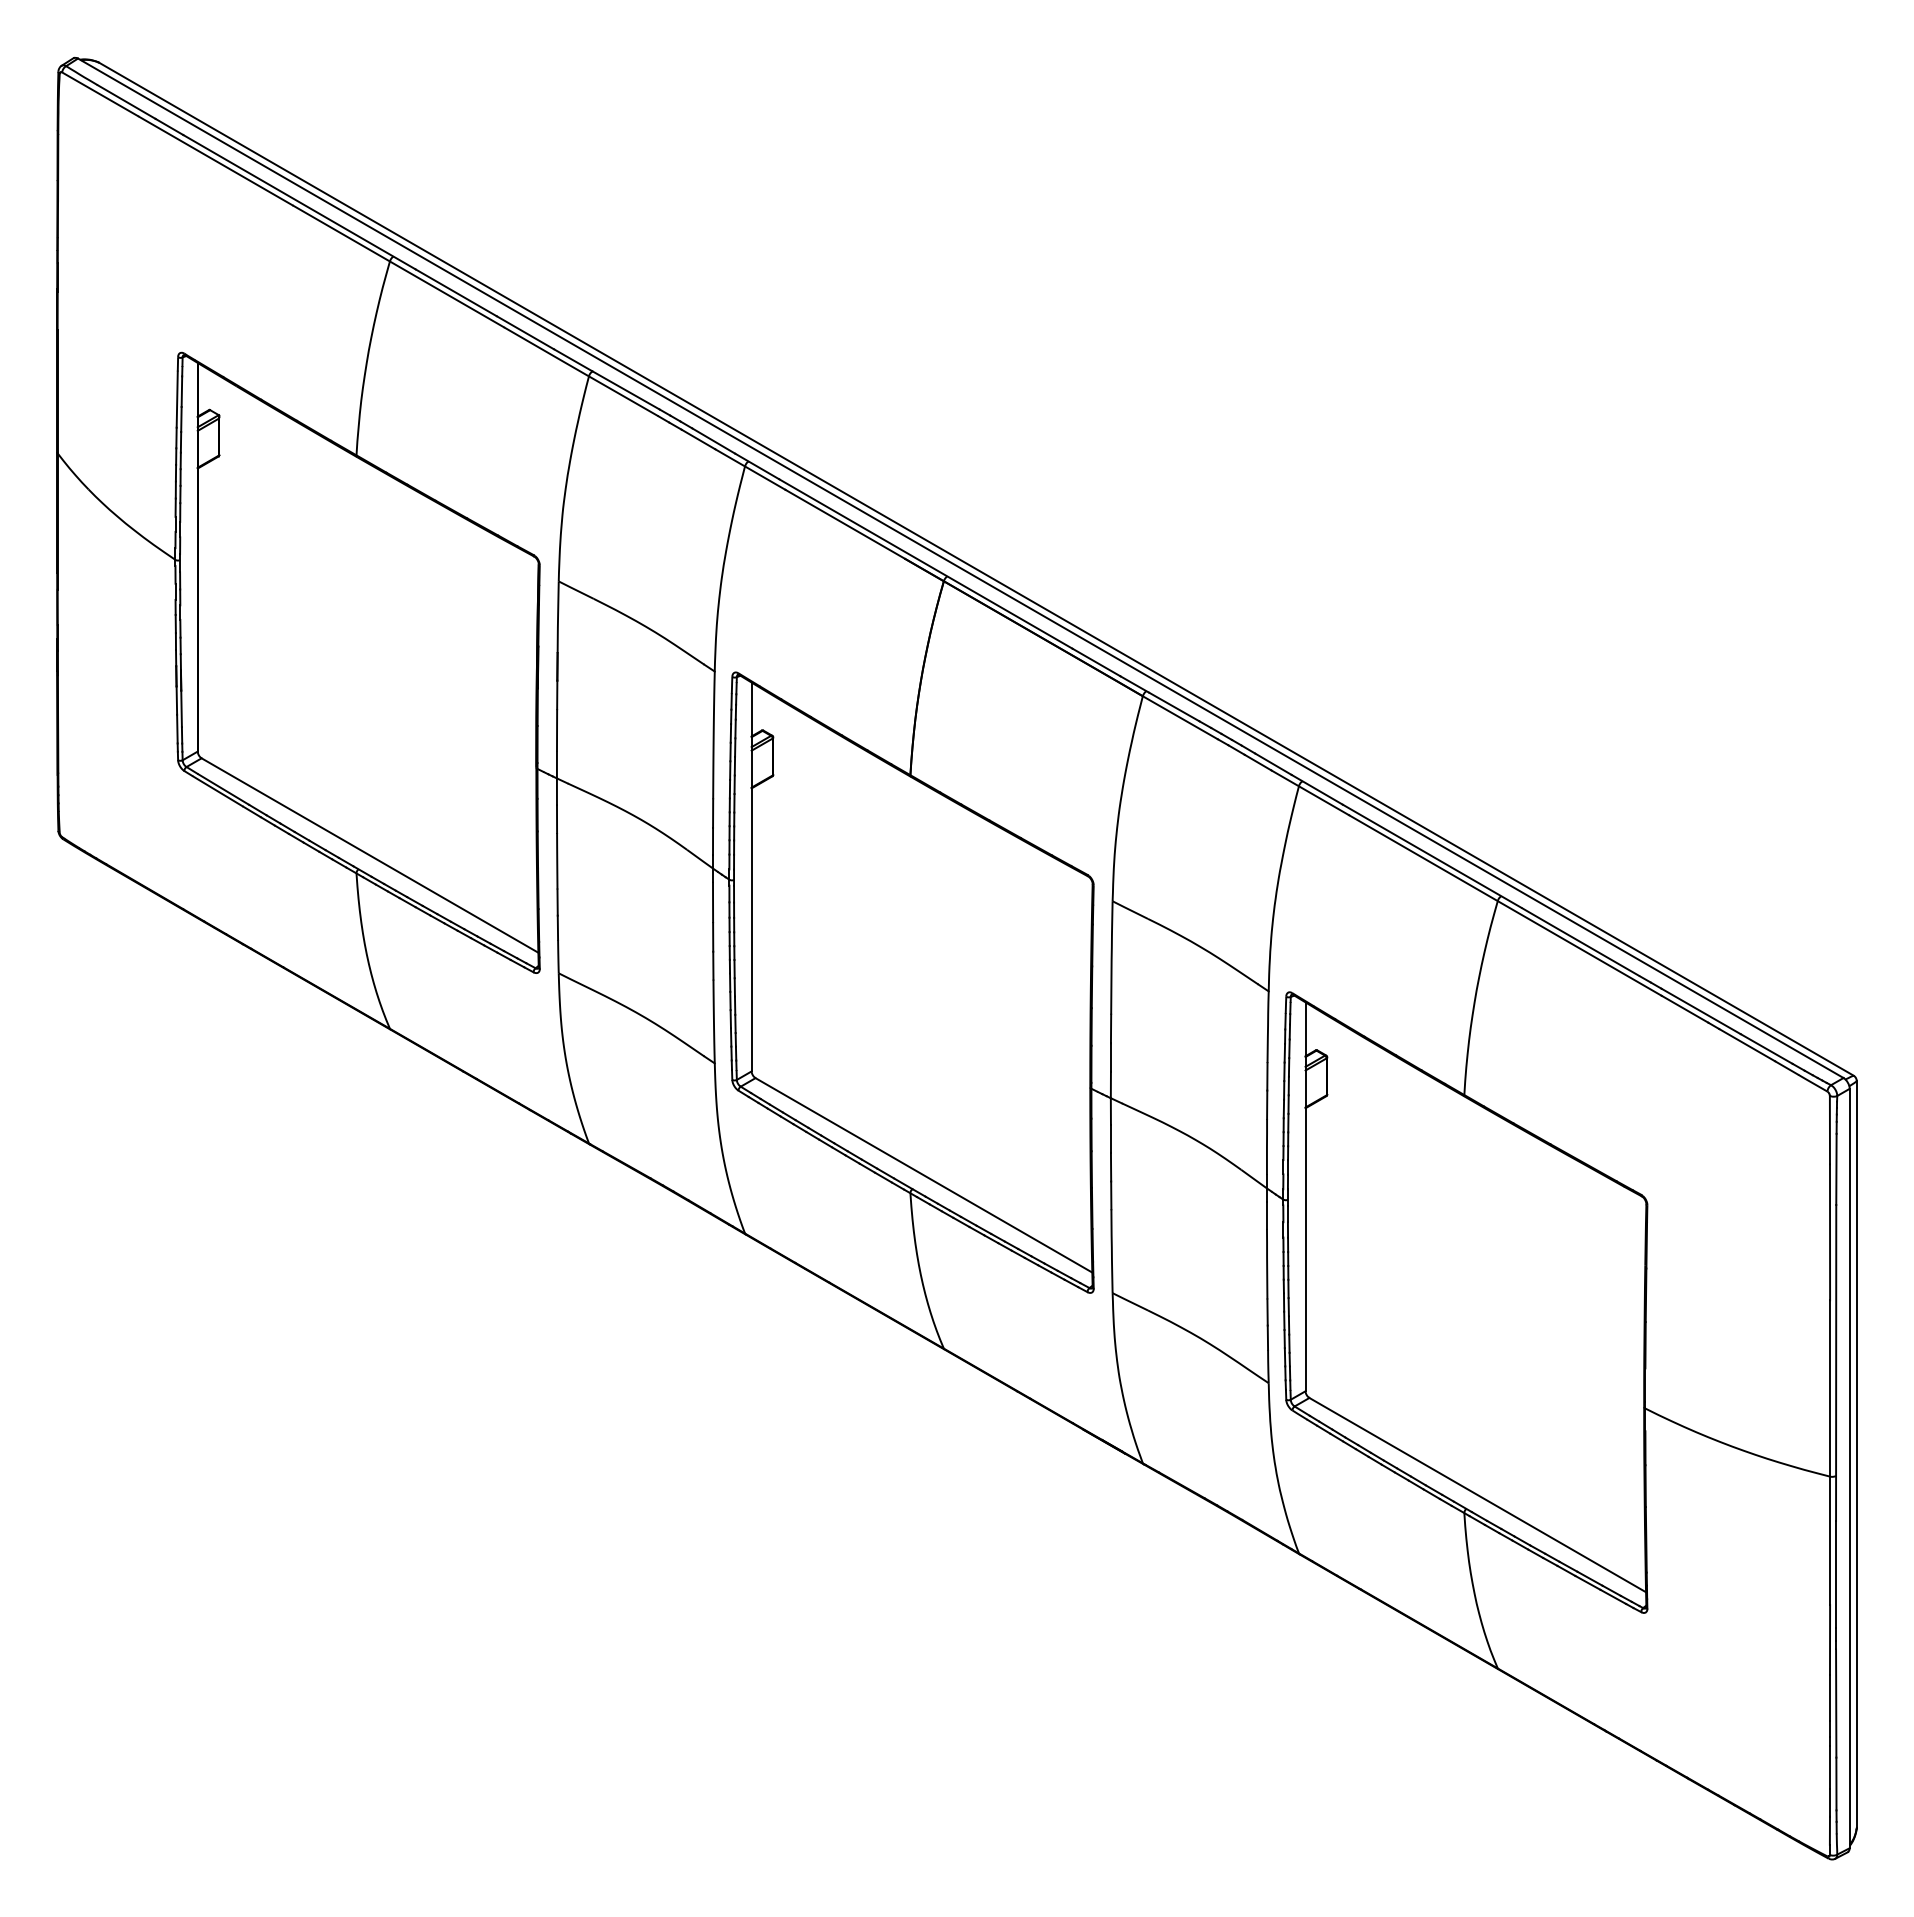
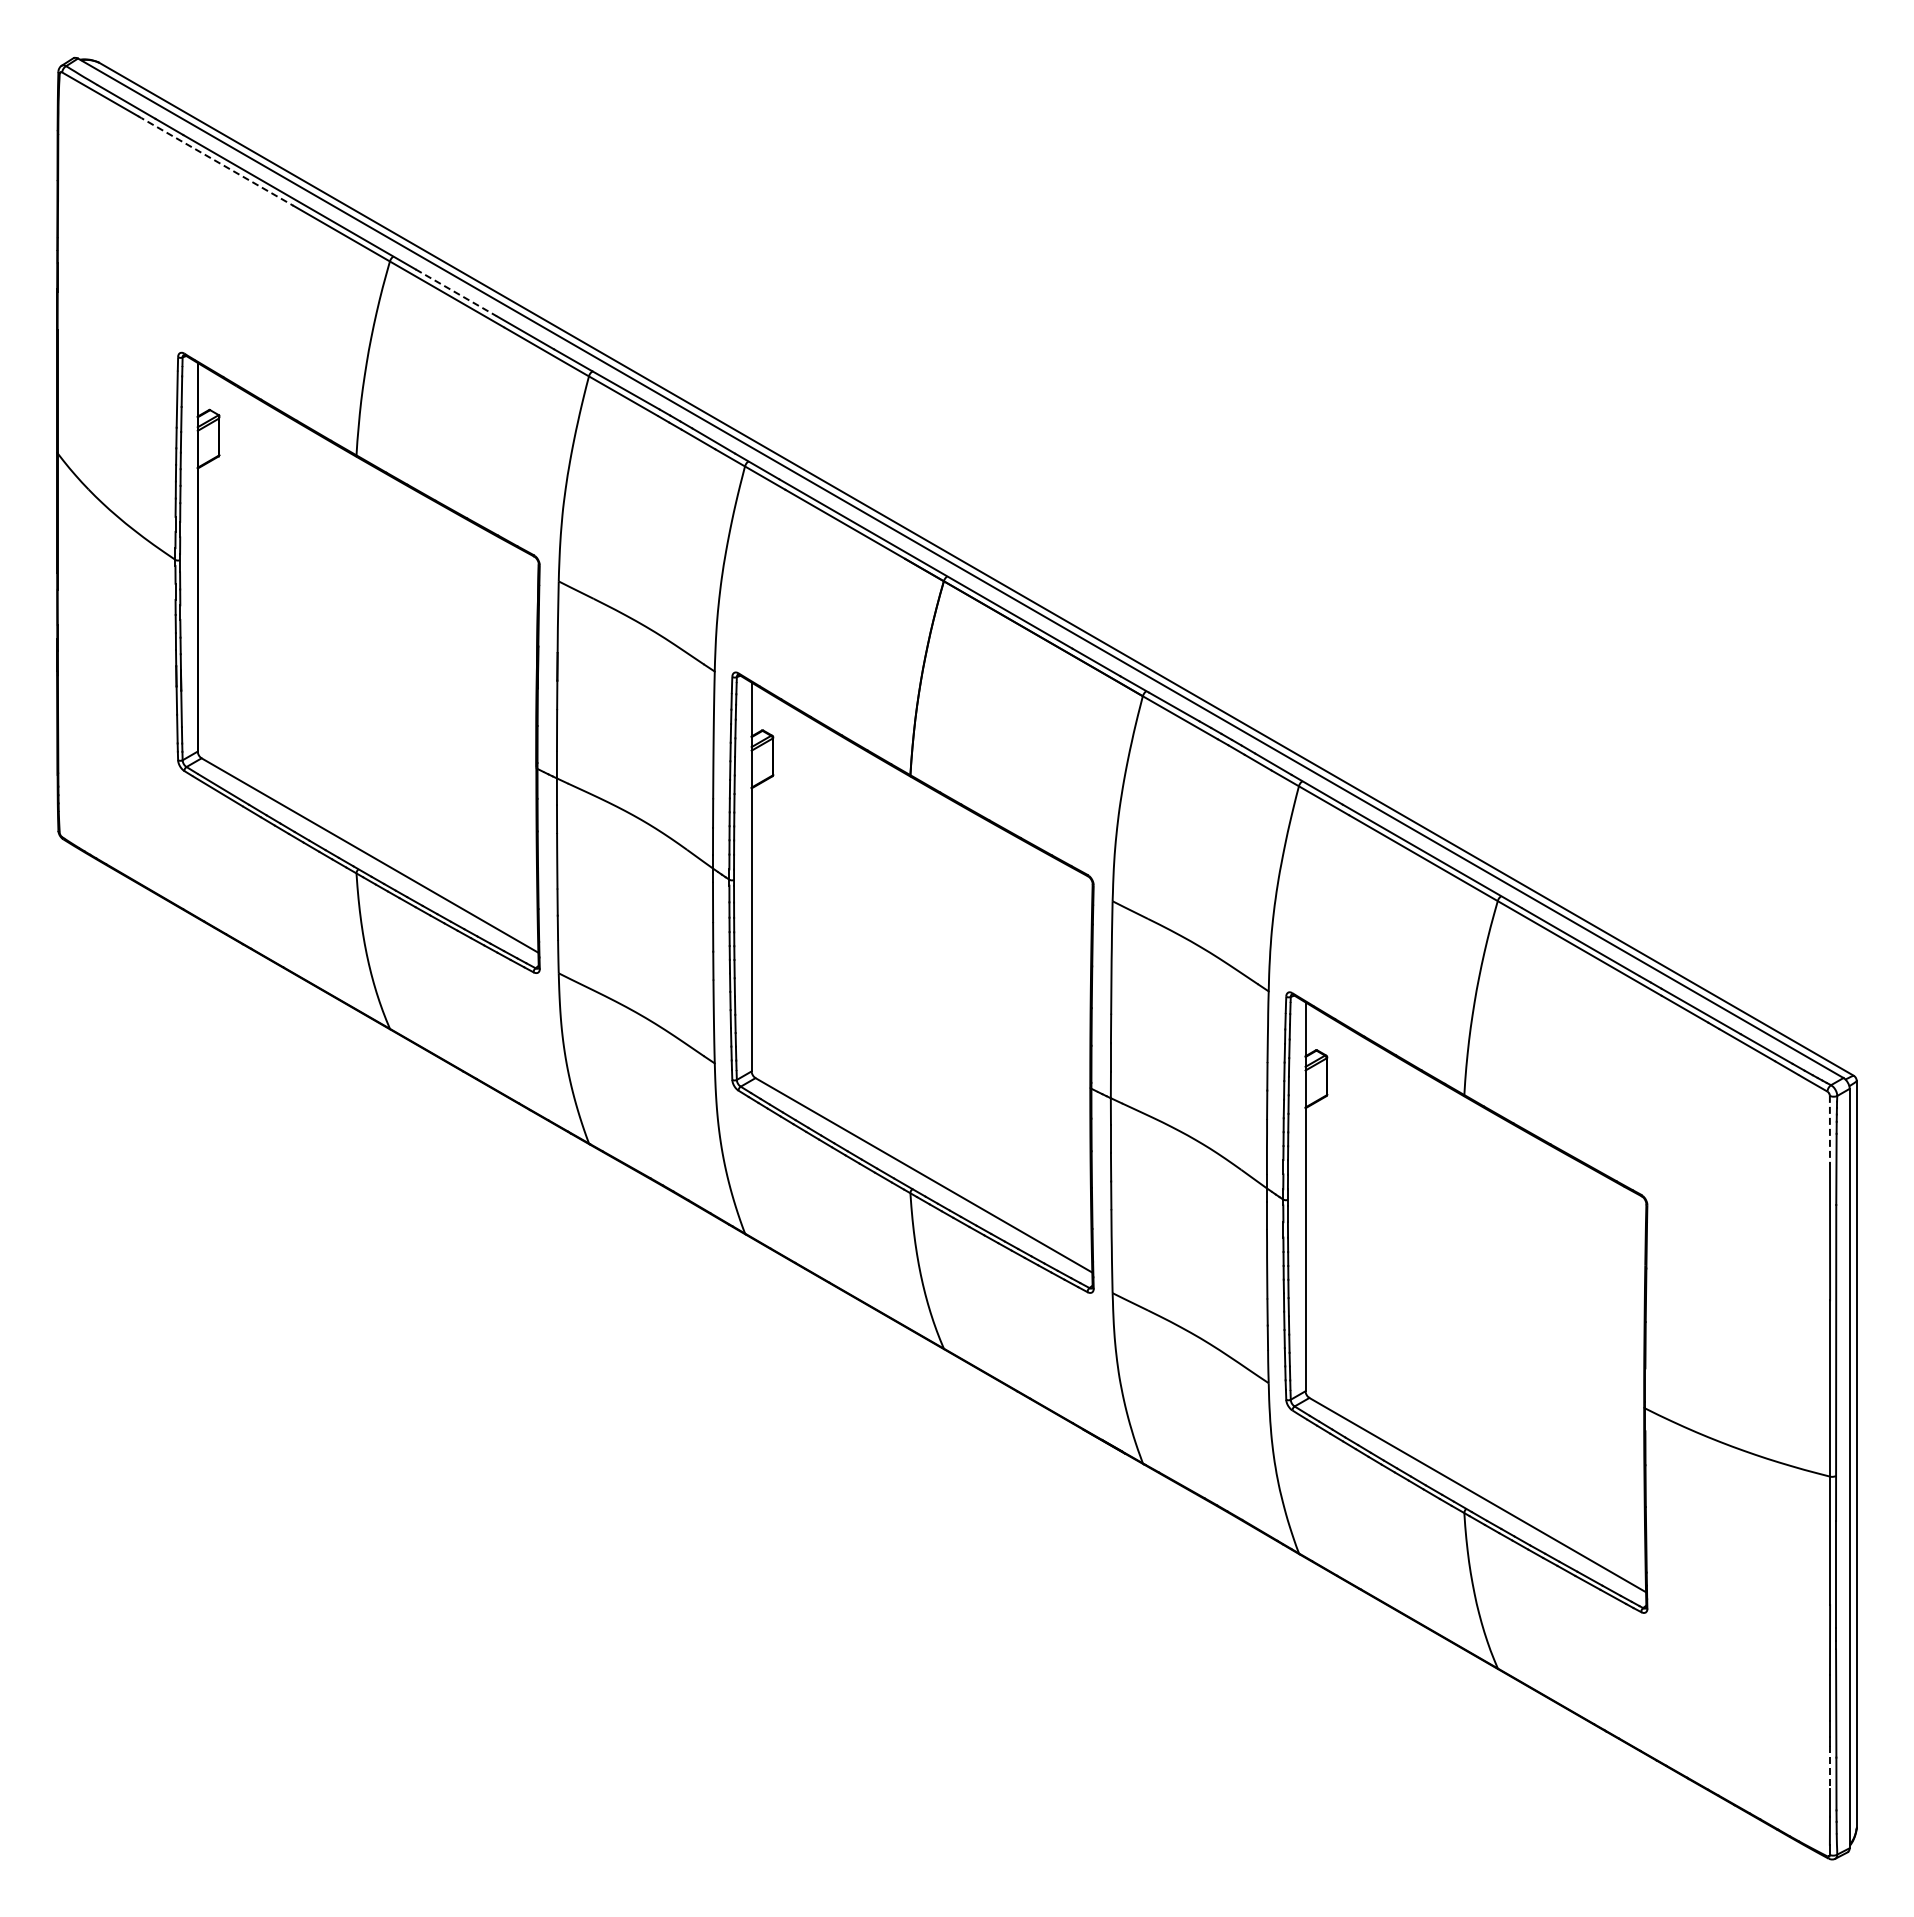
line: solid -> dashed (215, 160)
line: solid -> dashed (456, 292)
line: solid -> dashed (1829, 1130)
line: solid -> dashed (1829, 1767)
